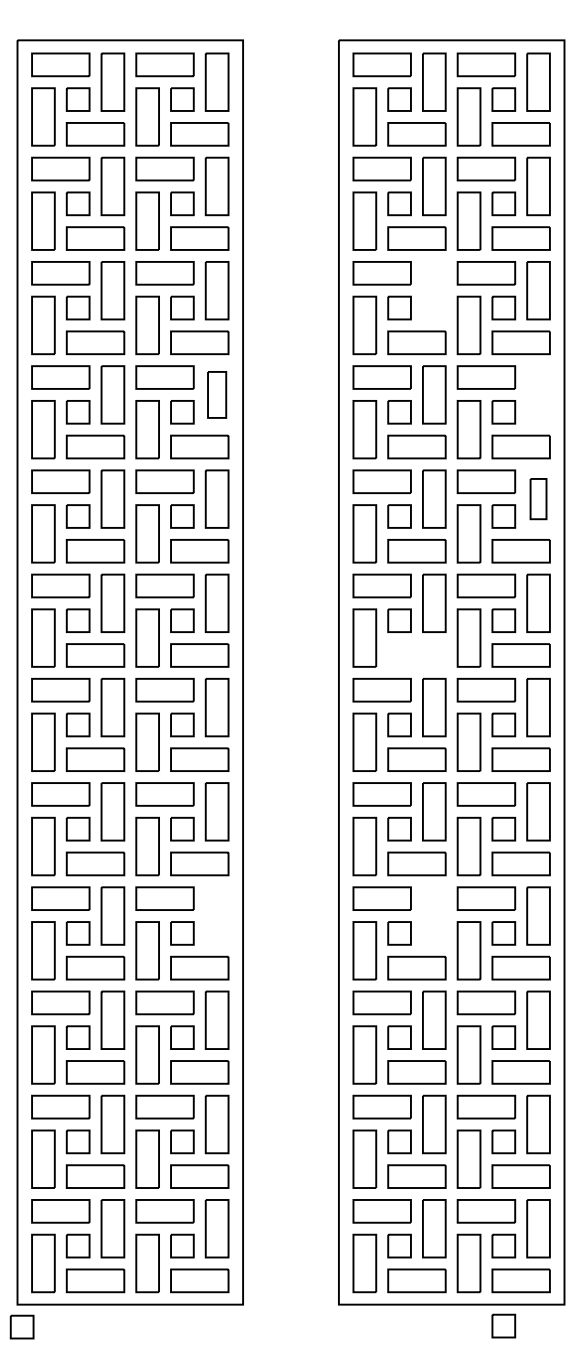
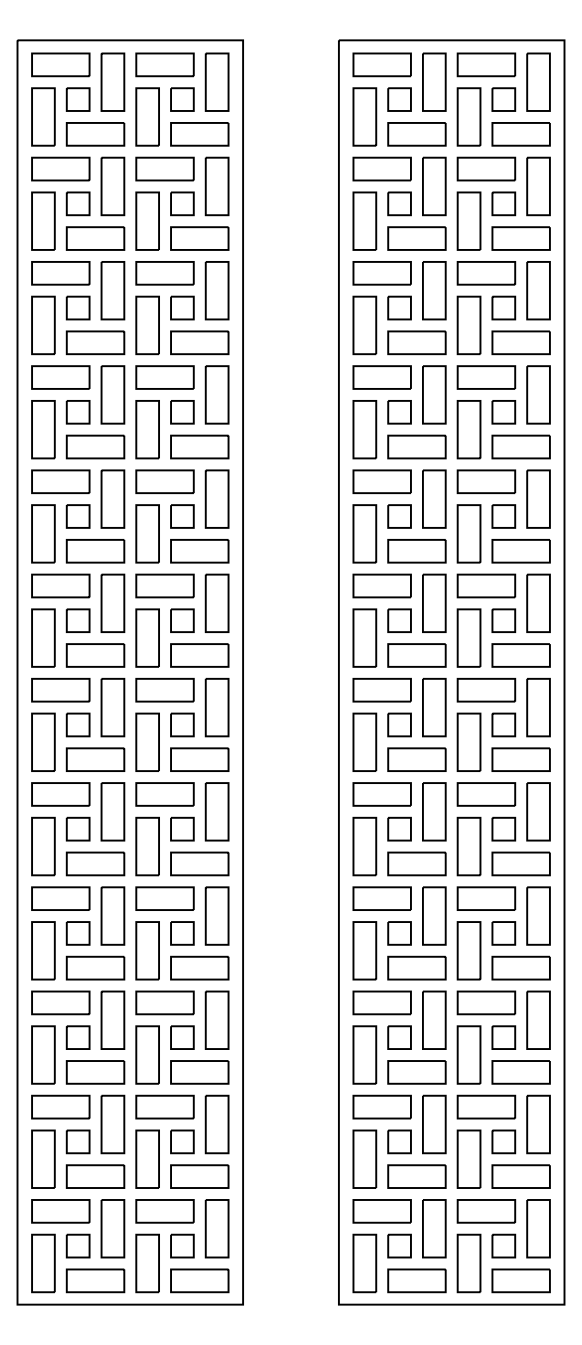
part: none -> present (434, 290)
part size: 21x48 px -> 26x60 px (216, 394)
part: none -> present (538, 394)
part size: 19x43 px -> 25x60 px (538, 498)
part: none -> present (416, 655)
part: none -> present (216, 915)
part: none -> present (434, 915)
part: present -> none (503, 1325)
part: present -> none (21, 1326)
